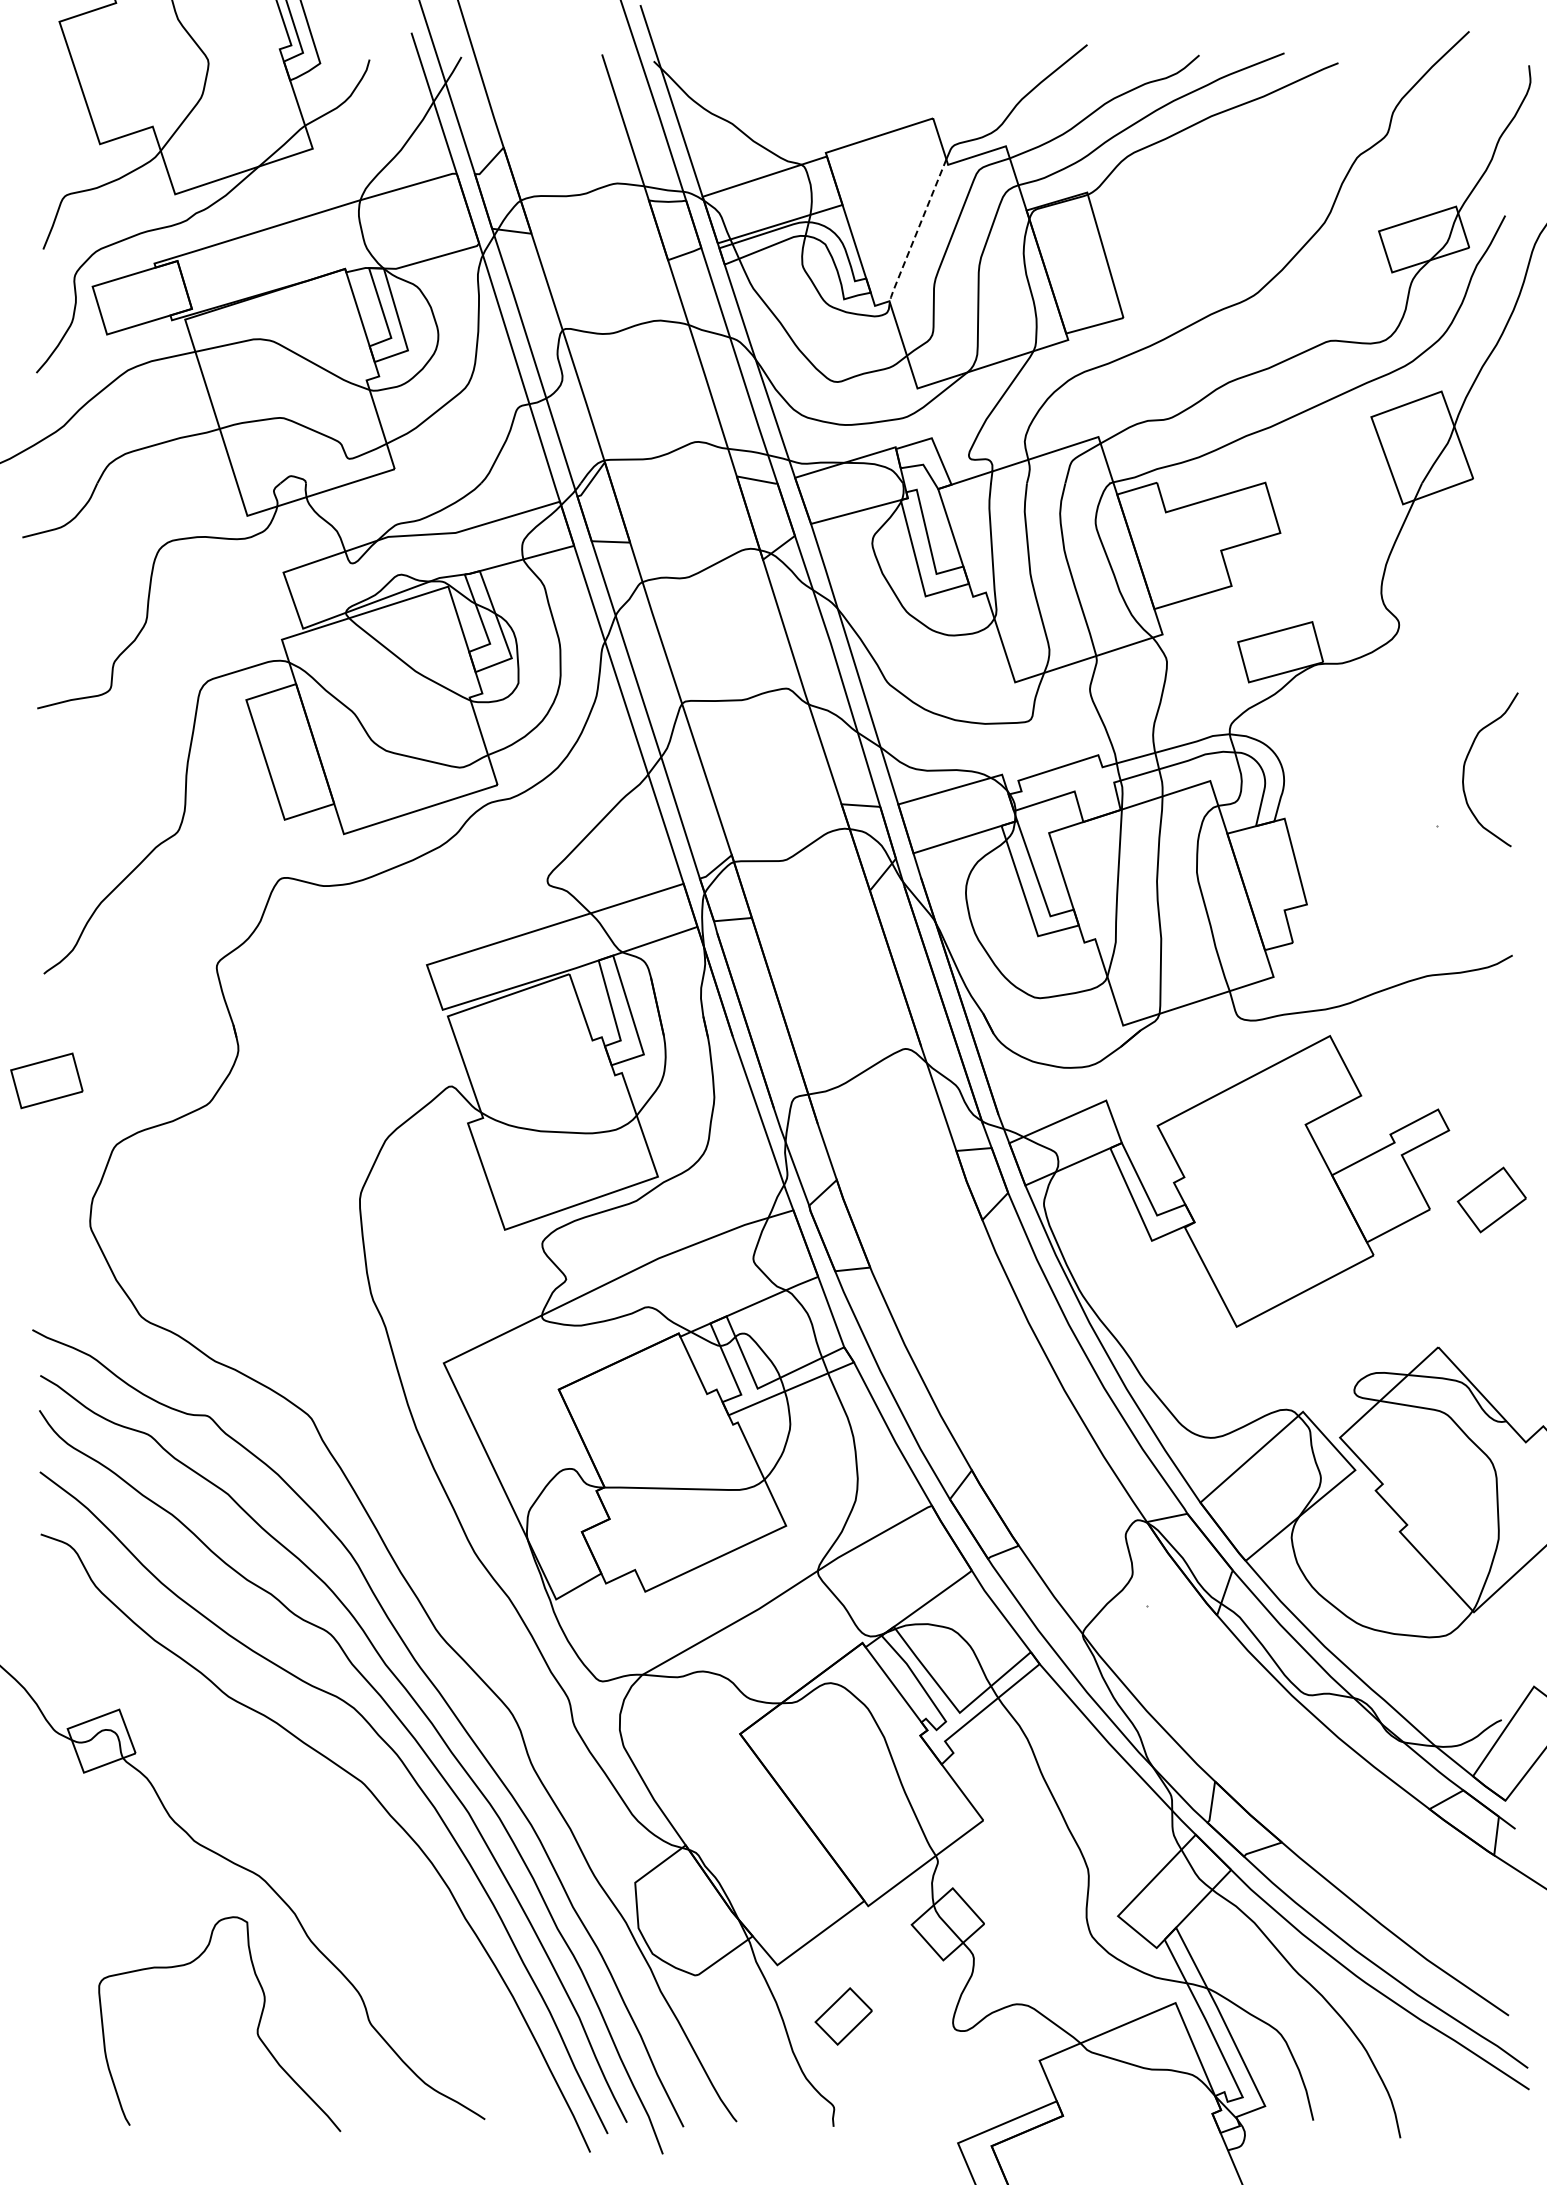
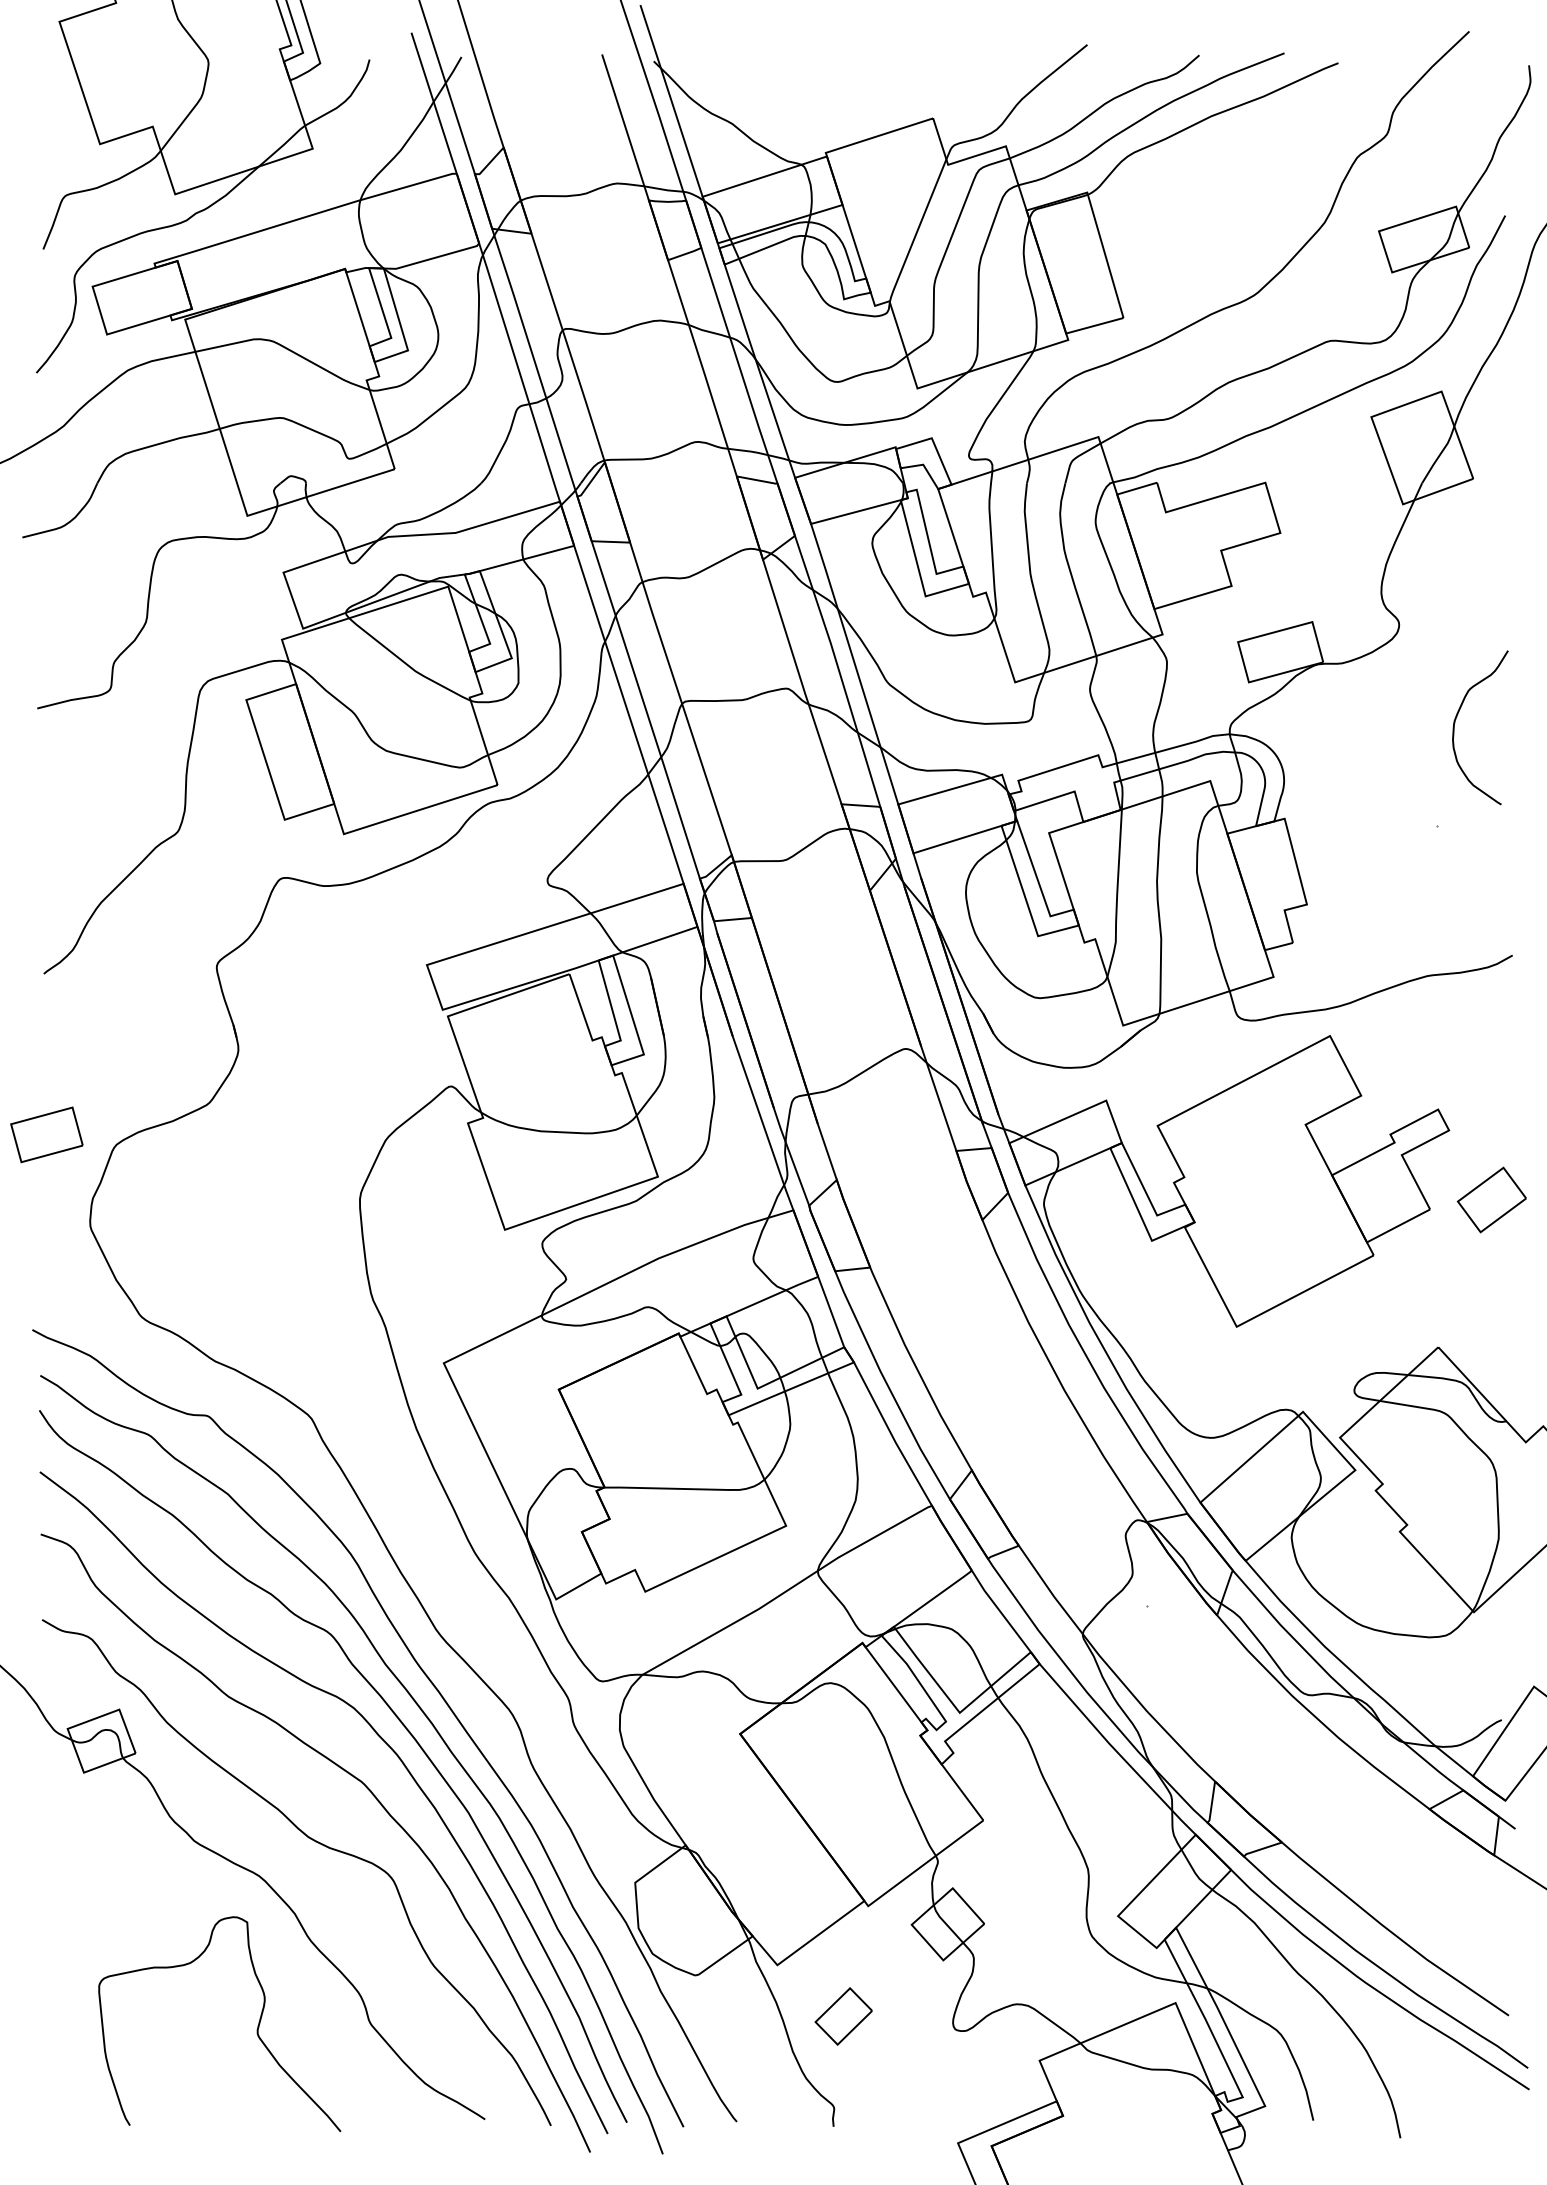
line: dashed -> solid (916, 232)
curve position: (1466, 761) -> (1456, 719) (1456, 719)
part position: (46, 1080) -> (46, 1134) (46, 1134)
curve: none -> present (315, 1842)
